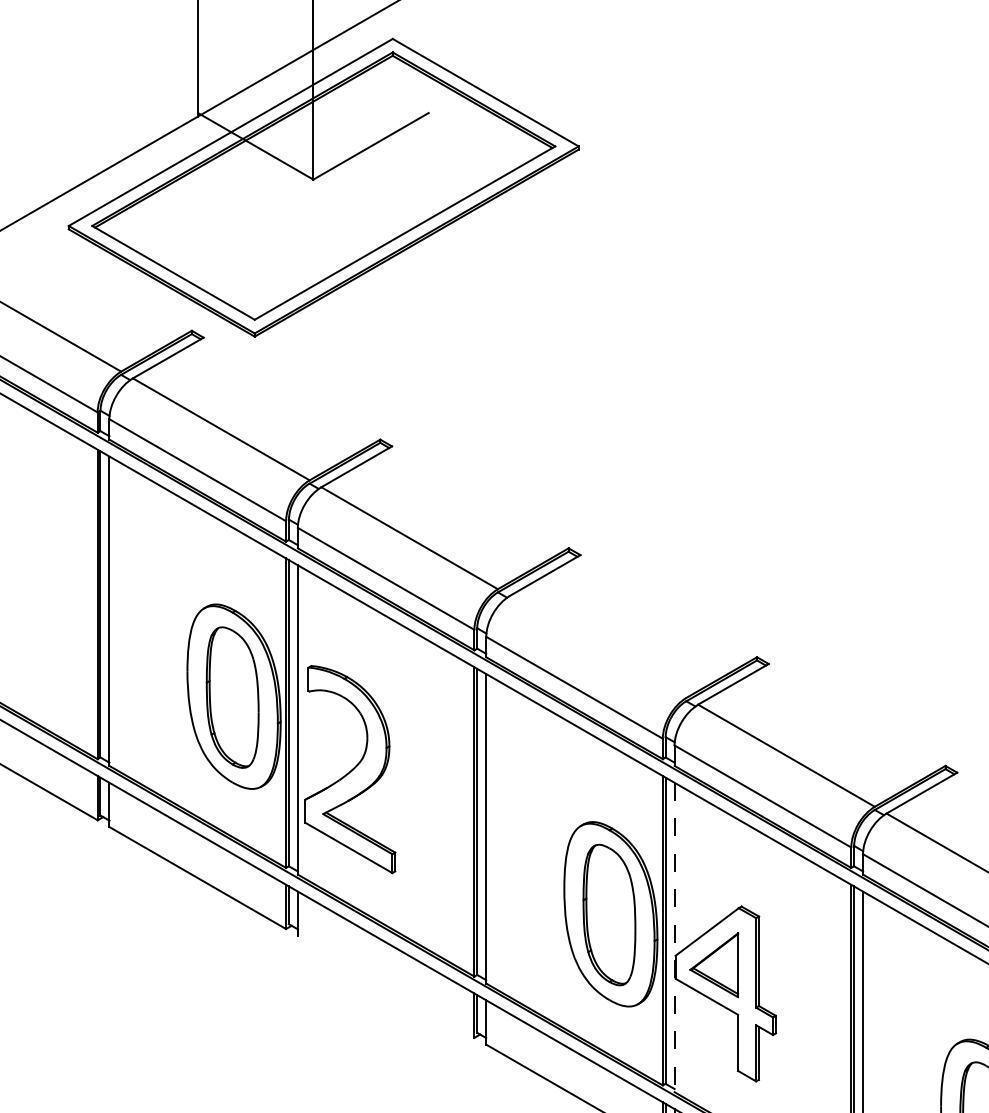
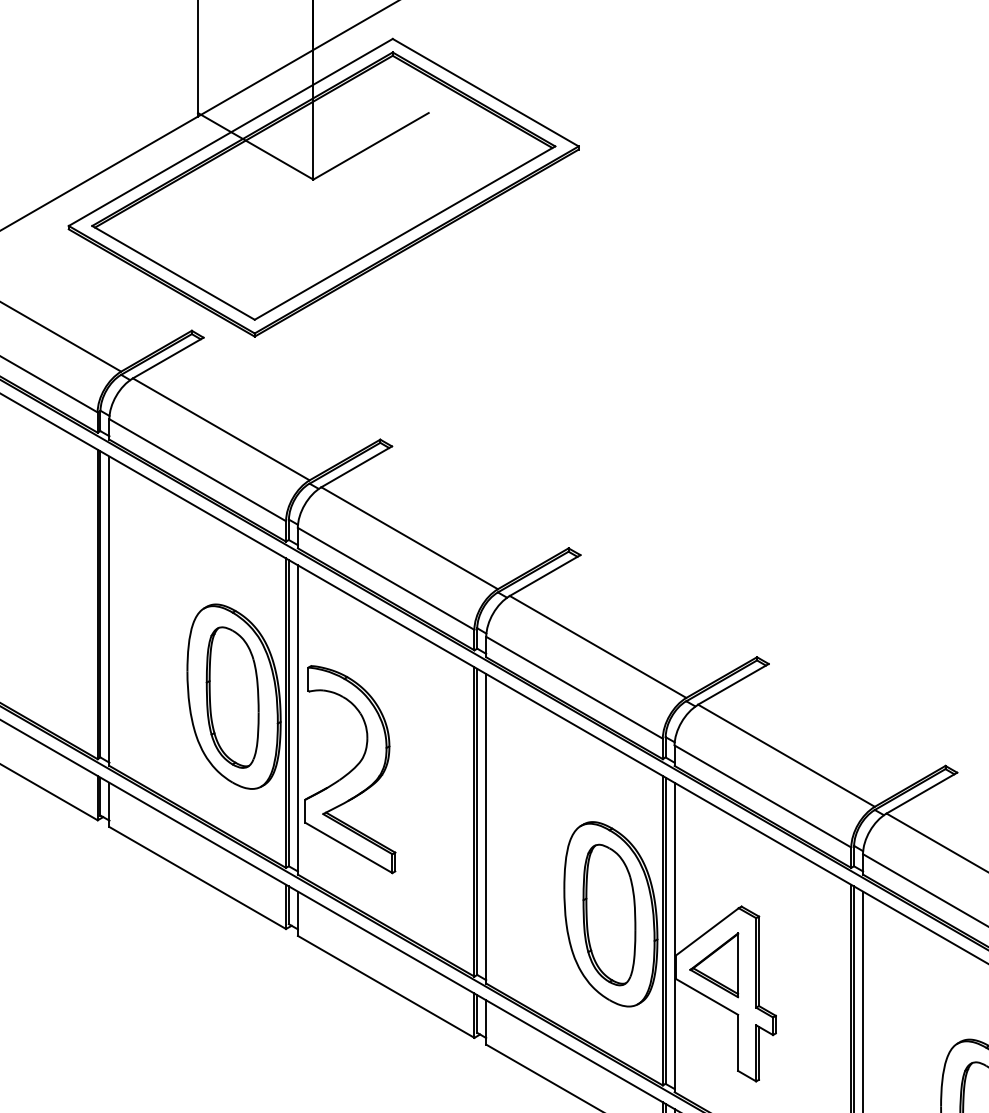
line: none -> present (597, 646)
line: dashed -> solid (674, 937)
line: none -> present (385, 986)
